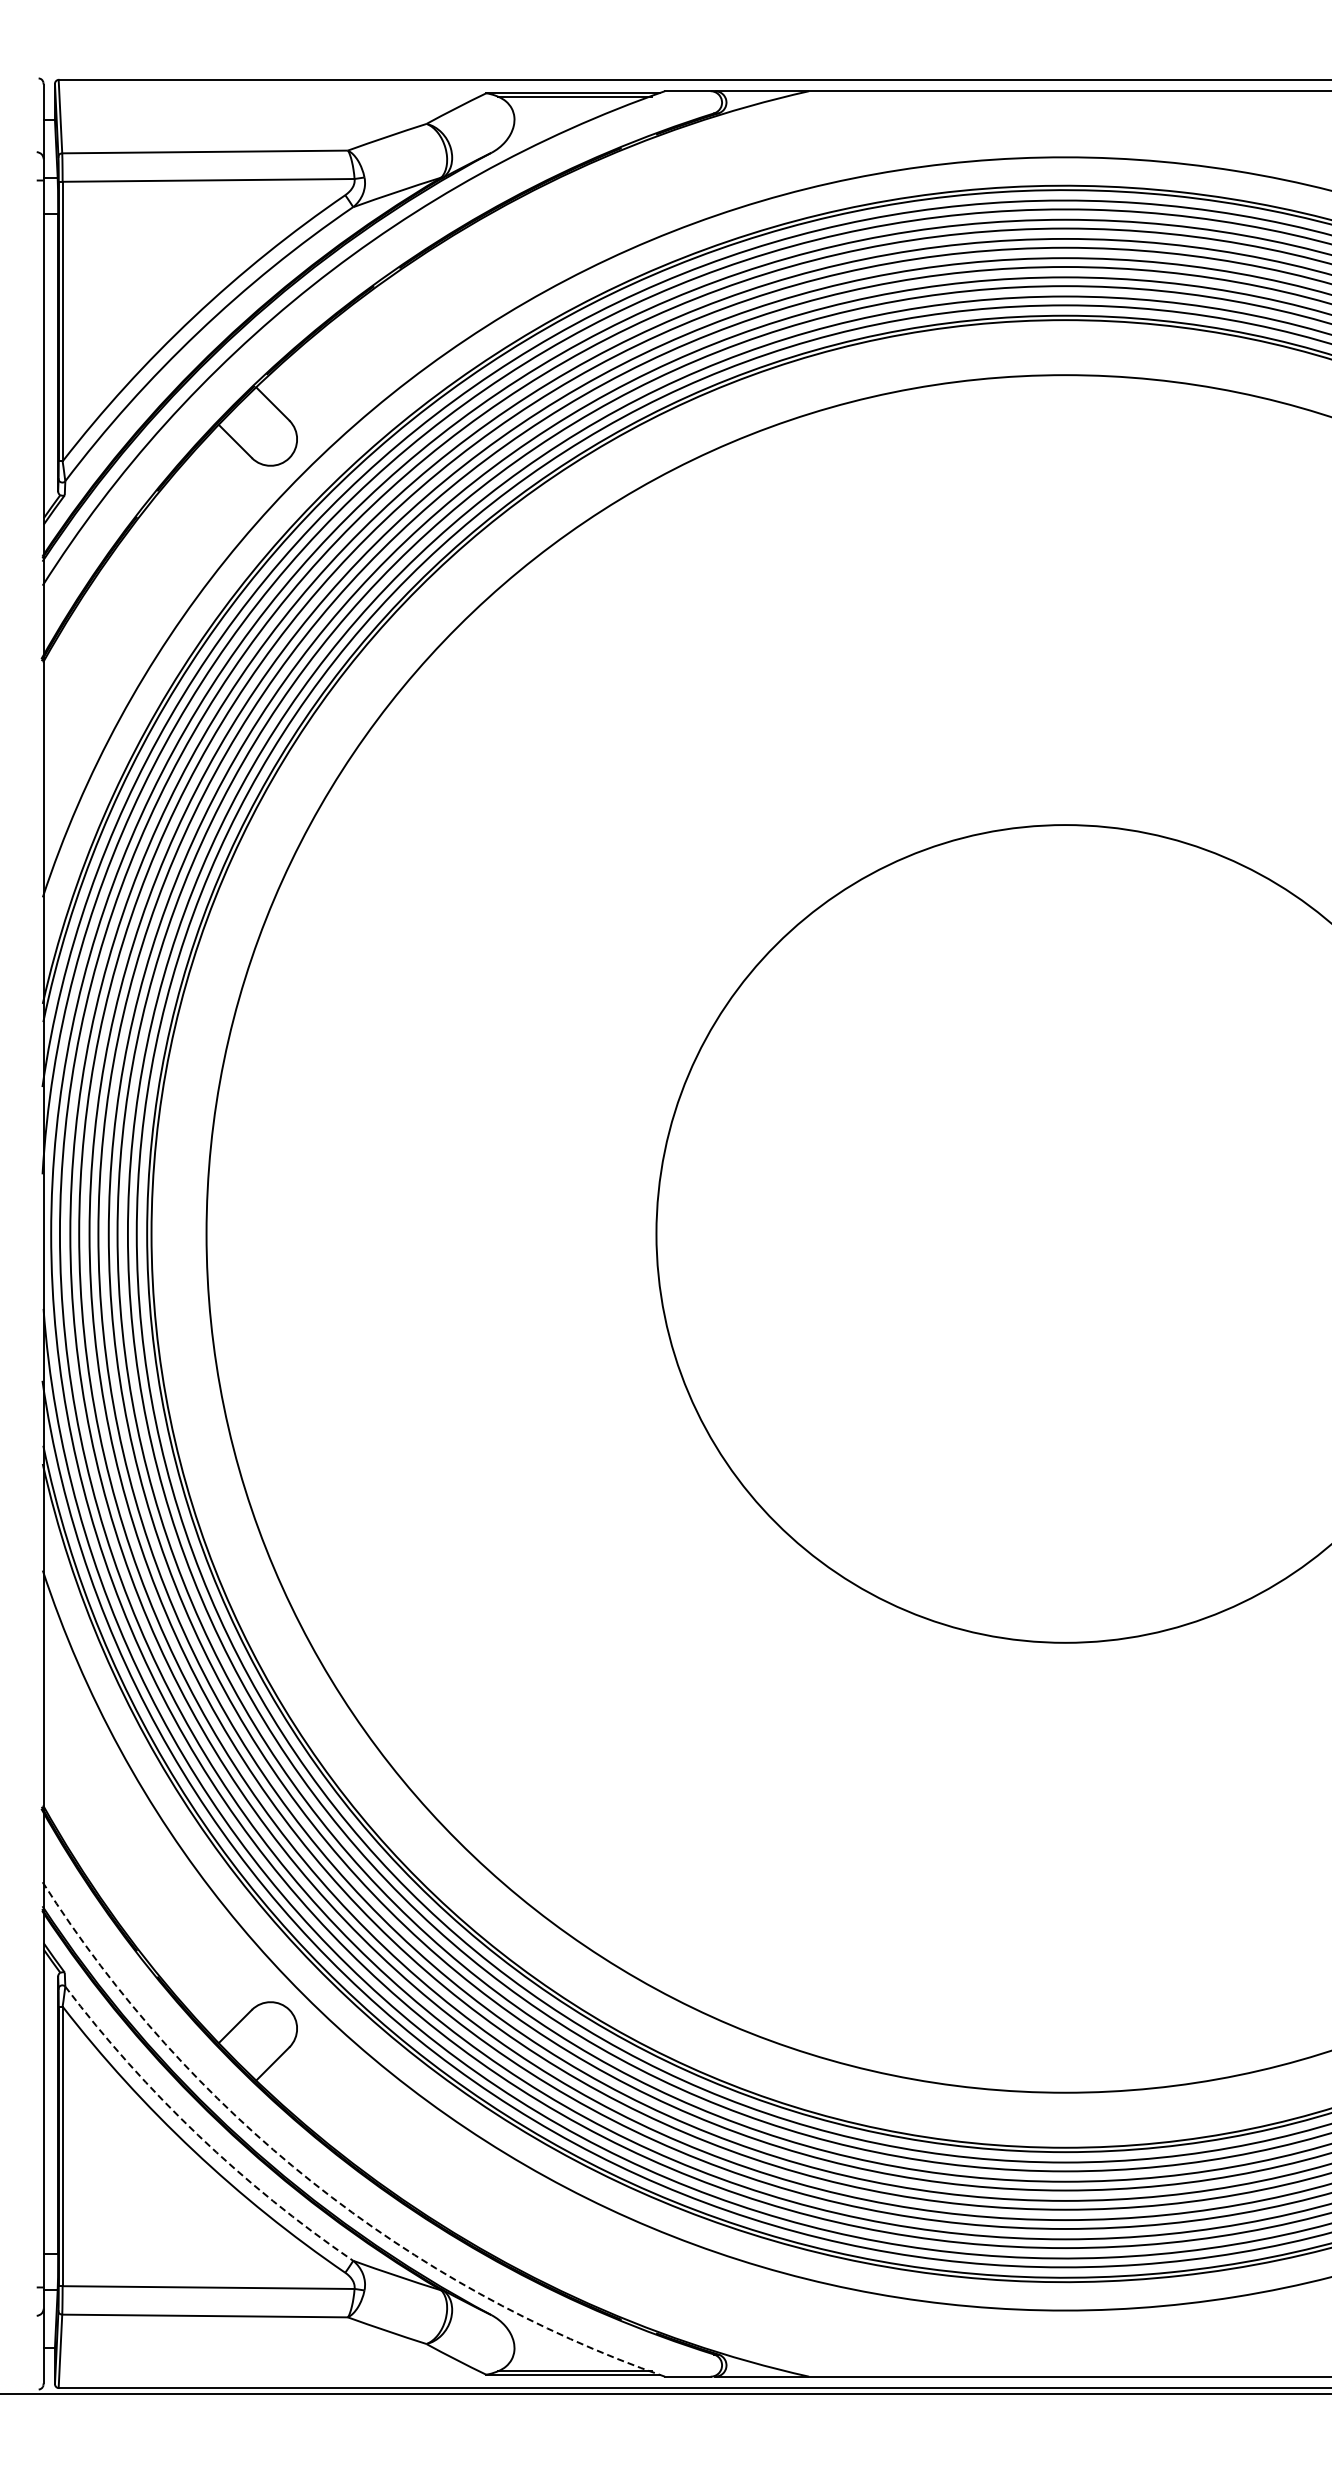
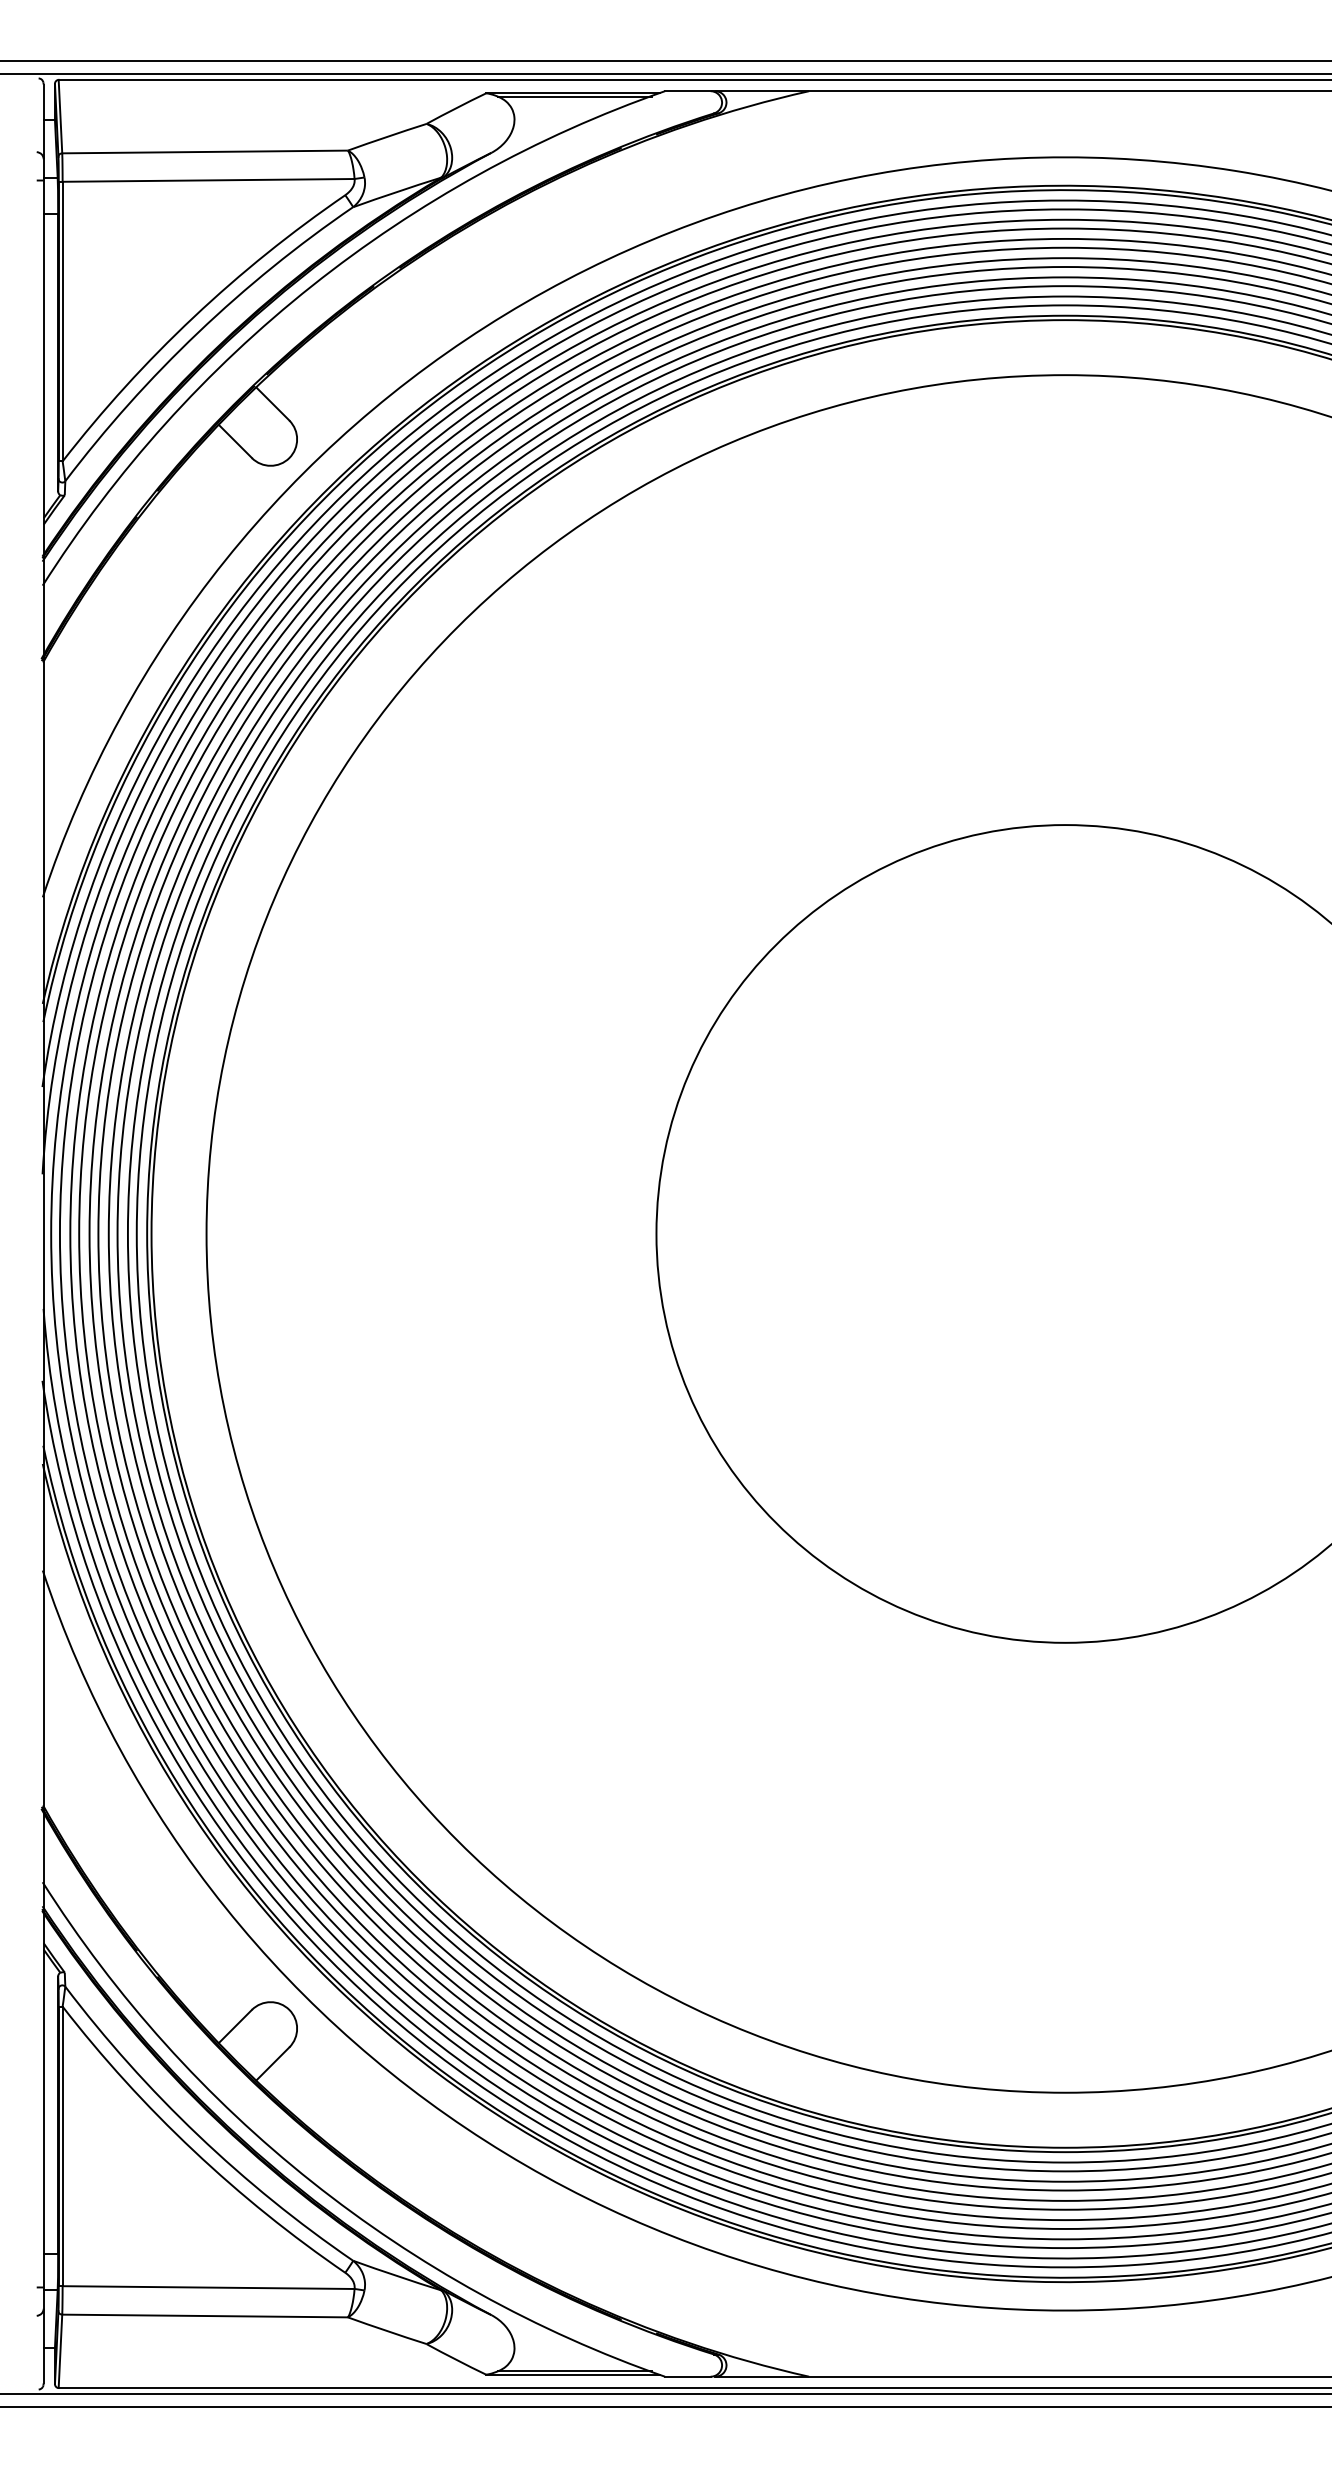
line: none -> present (665, 60)
line: none -> present (665, 74)
arc: dashed -> solid (198, 2135)
arc: dashed -> solid (312, 2181)
line: none -> present (665, 2407)
